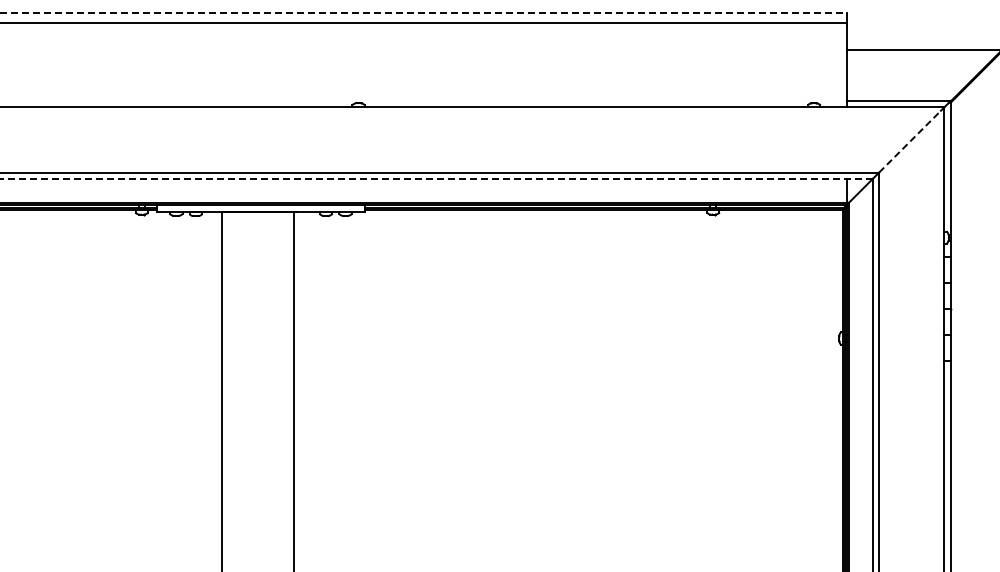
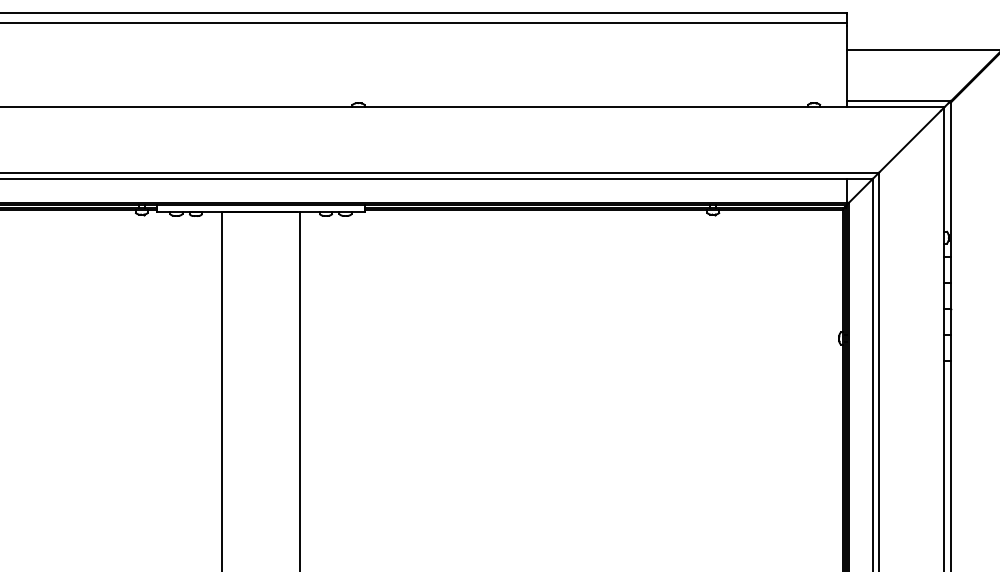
line: dashed -> solid (423, 13)
line: dashed -> solid (910, 141)
line: dashed -> solid (436, 179)
line position: (293, 389) -> (299, 389) (299, 389)
